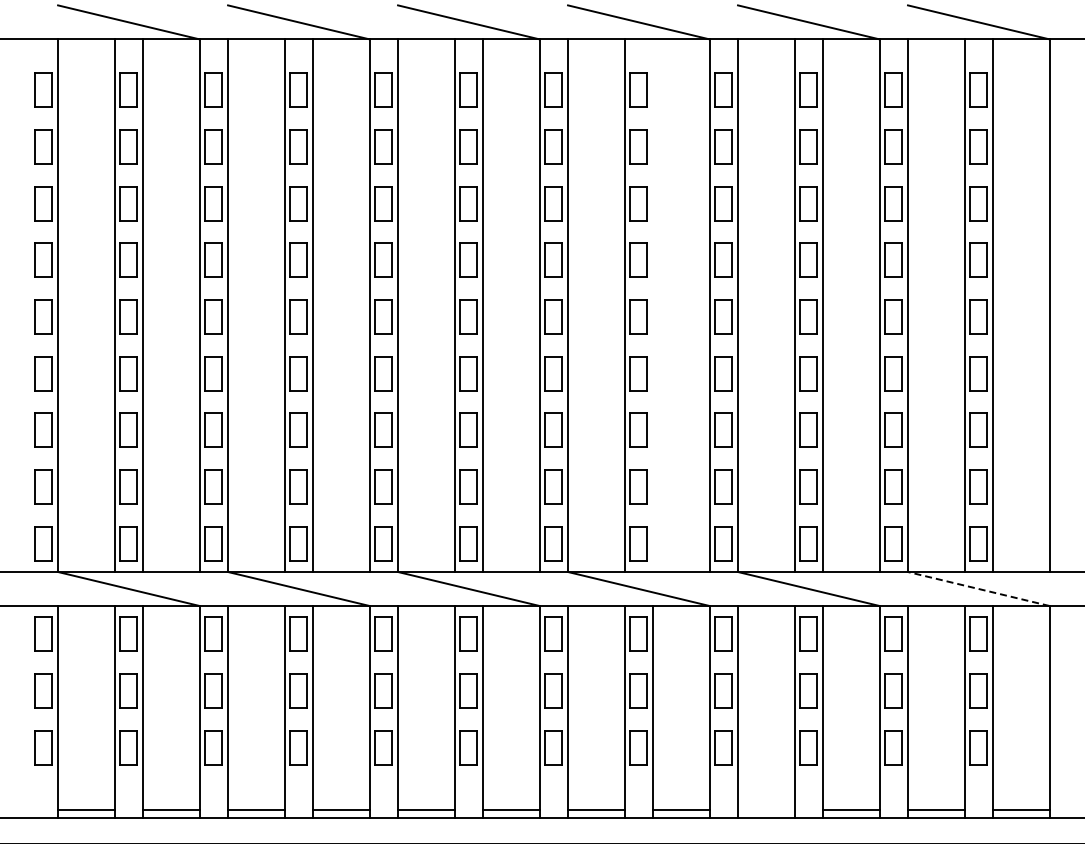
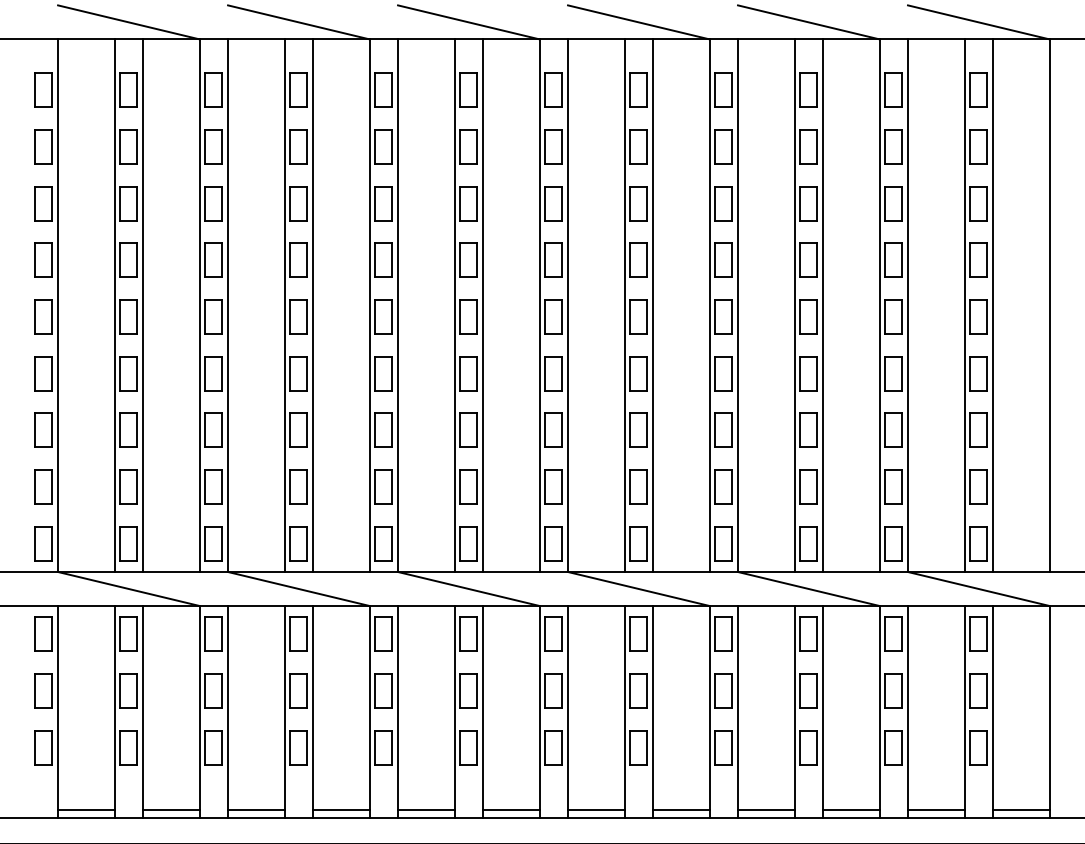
line: none -> present (653, 305)
line: dashed -> solid (978, 589)
line: none -> present (766, 809)
